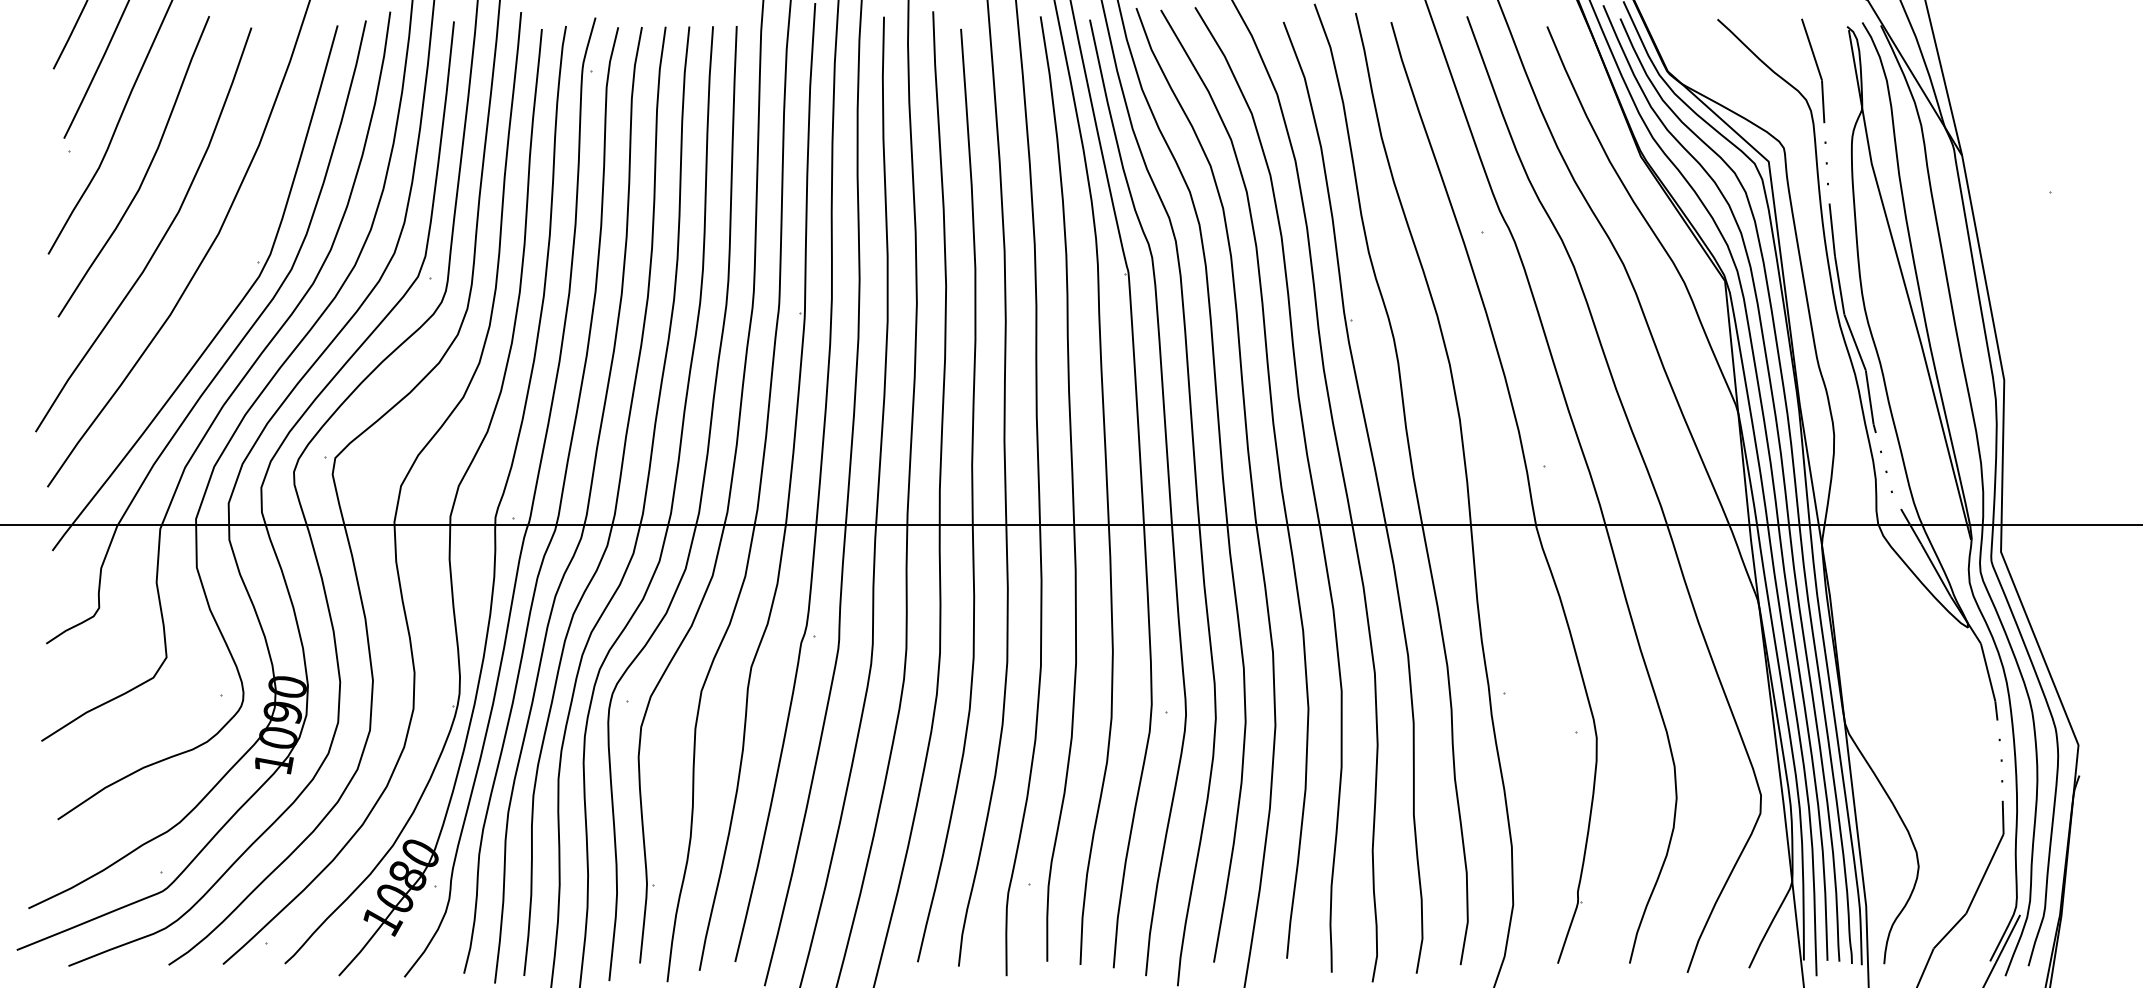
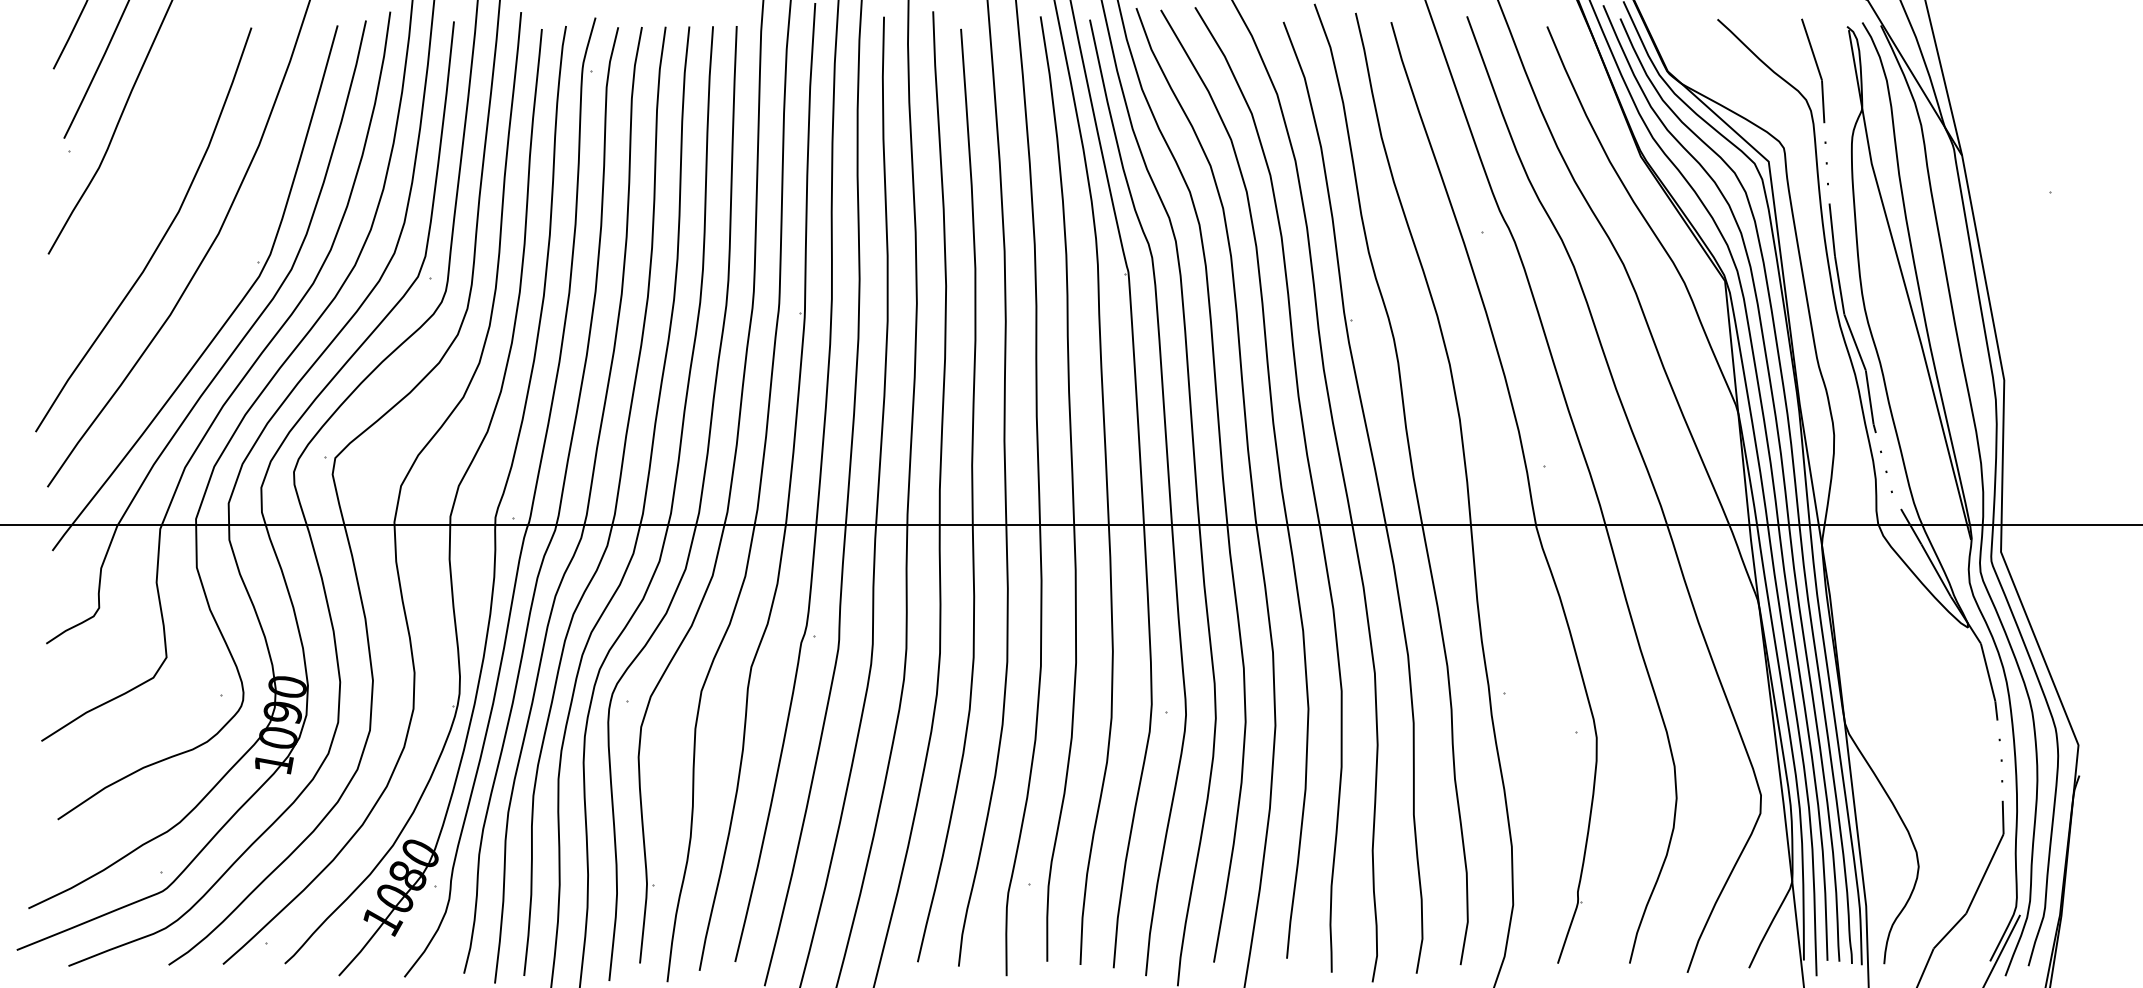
curve: present -> none (145, 172)
